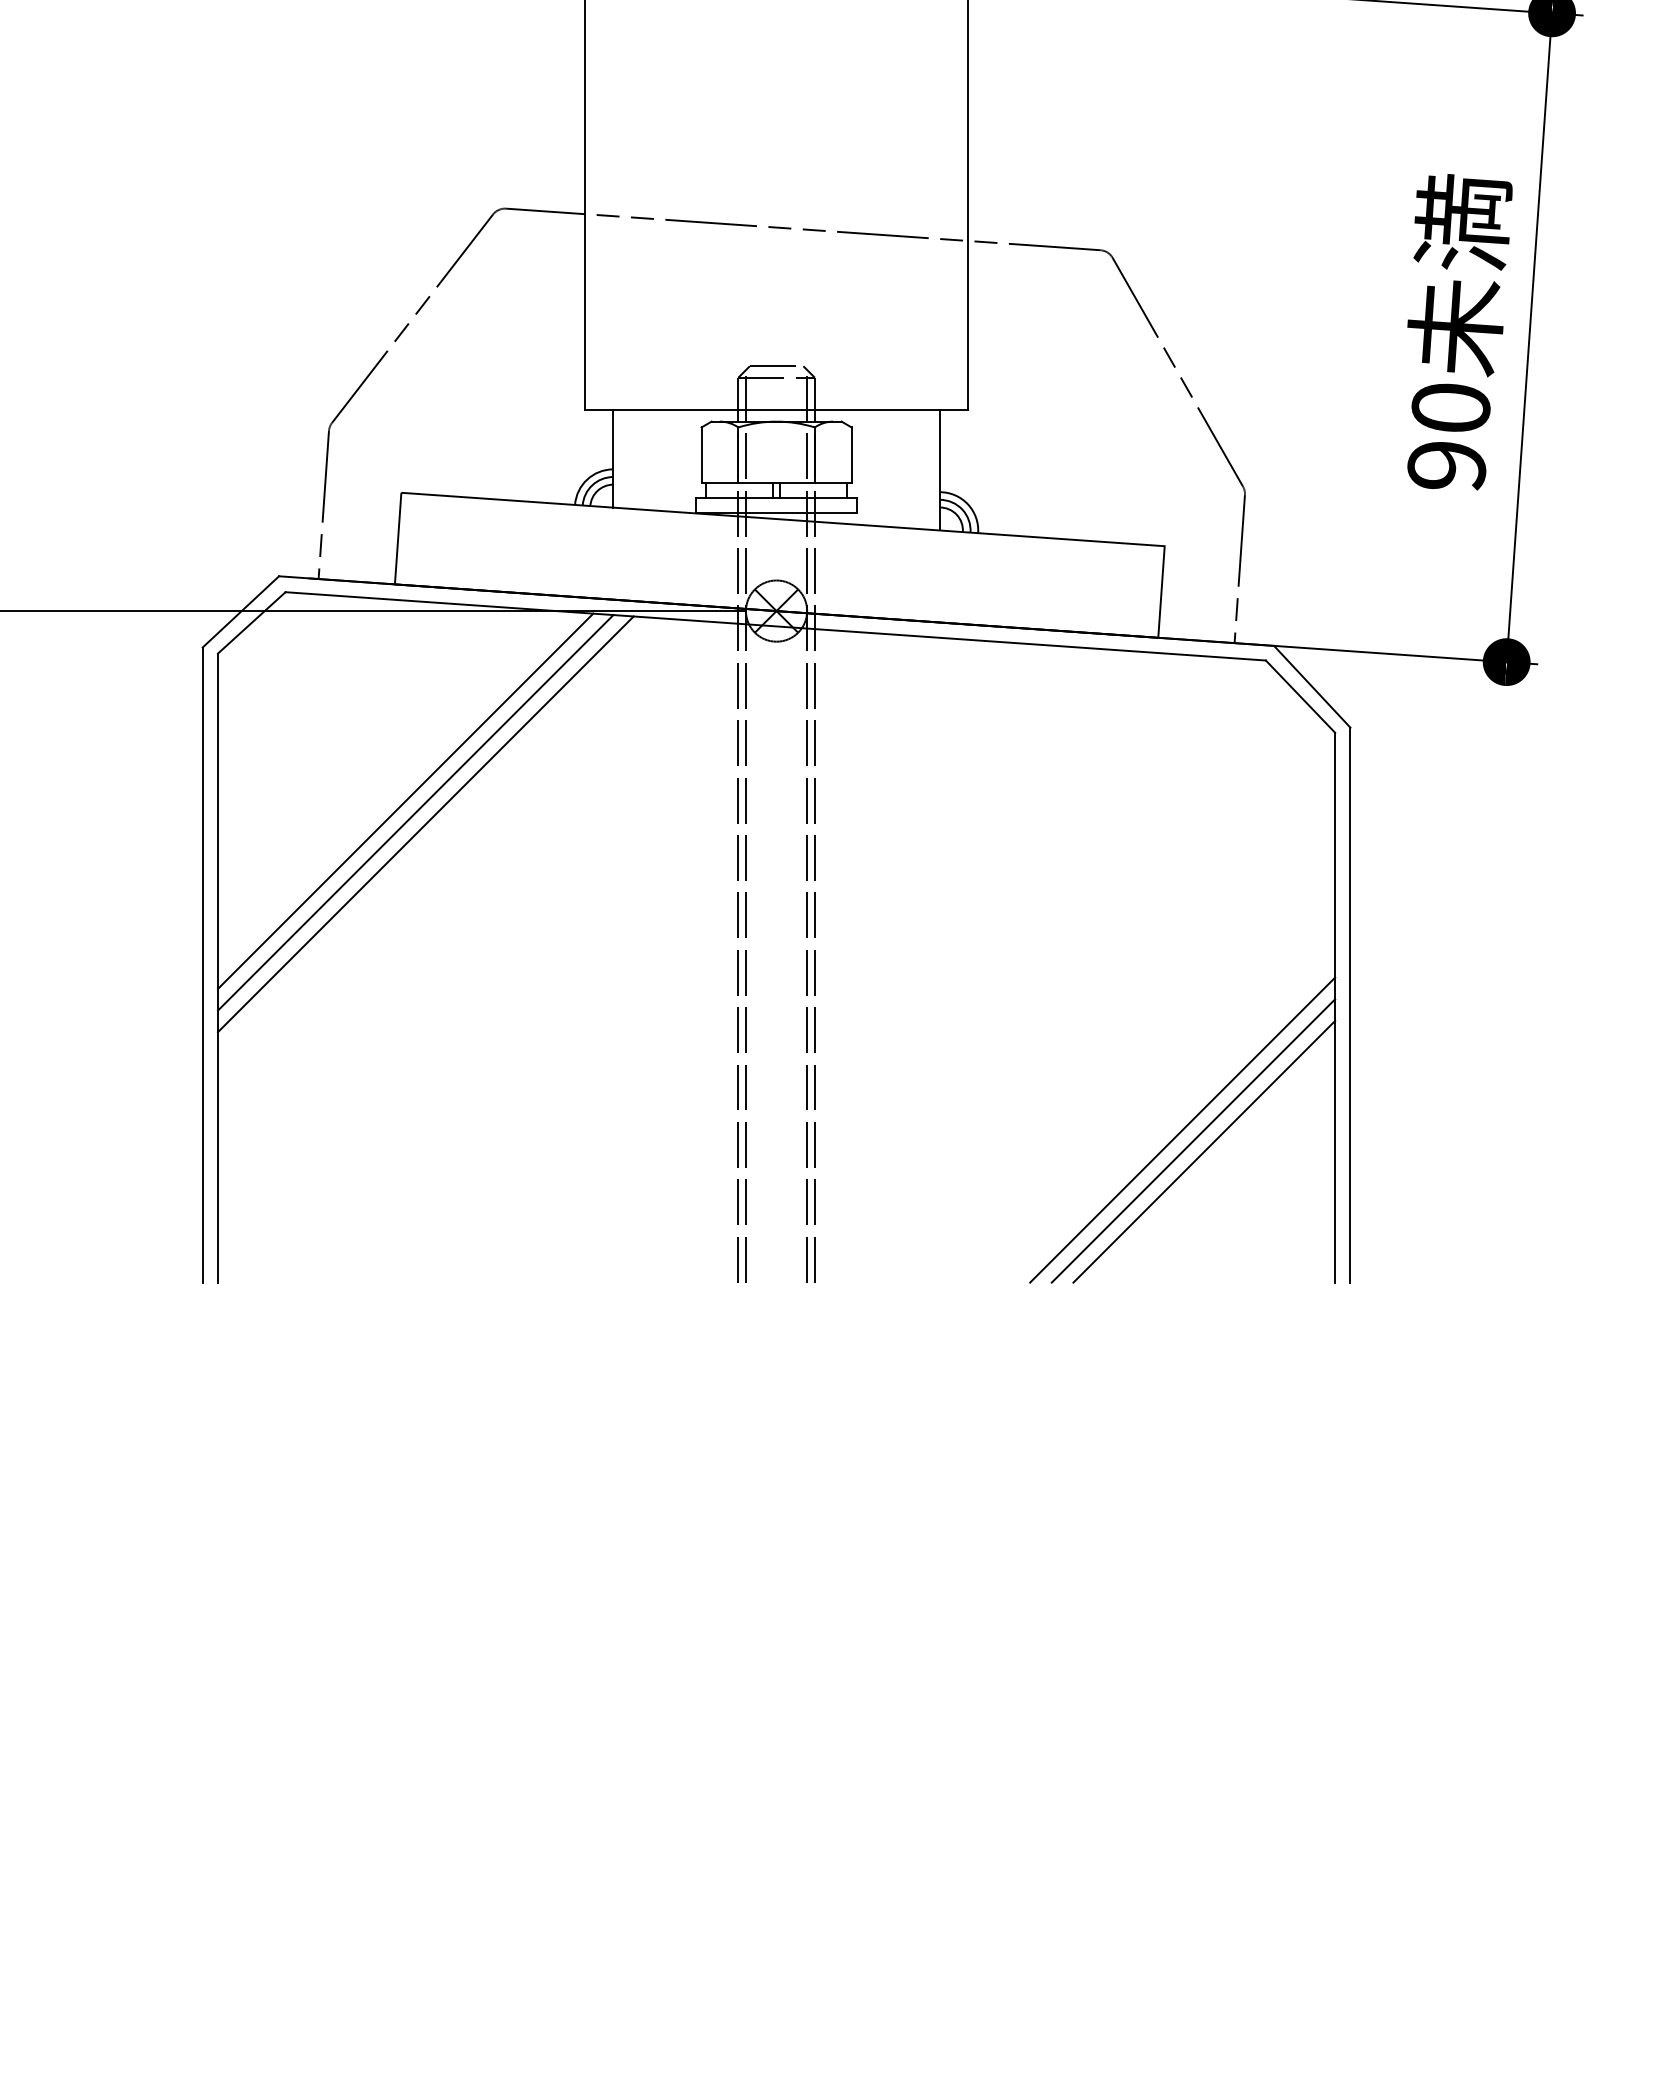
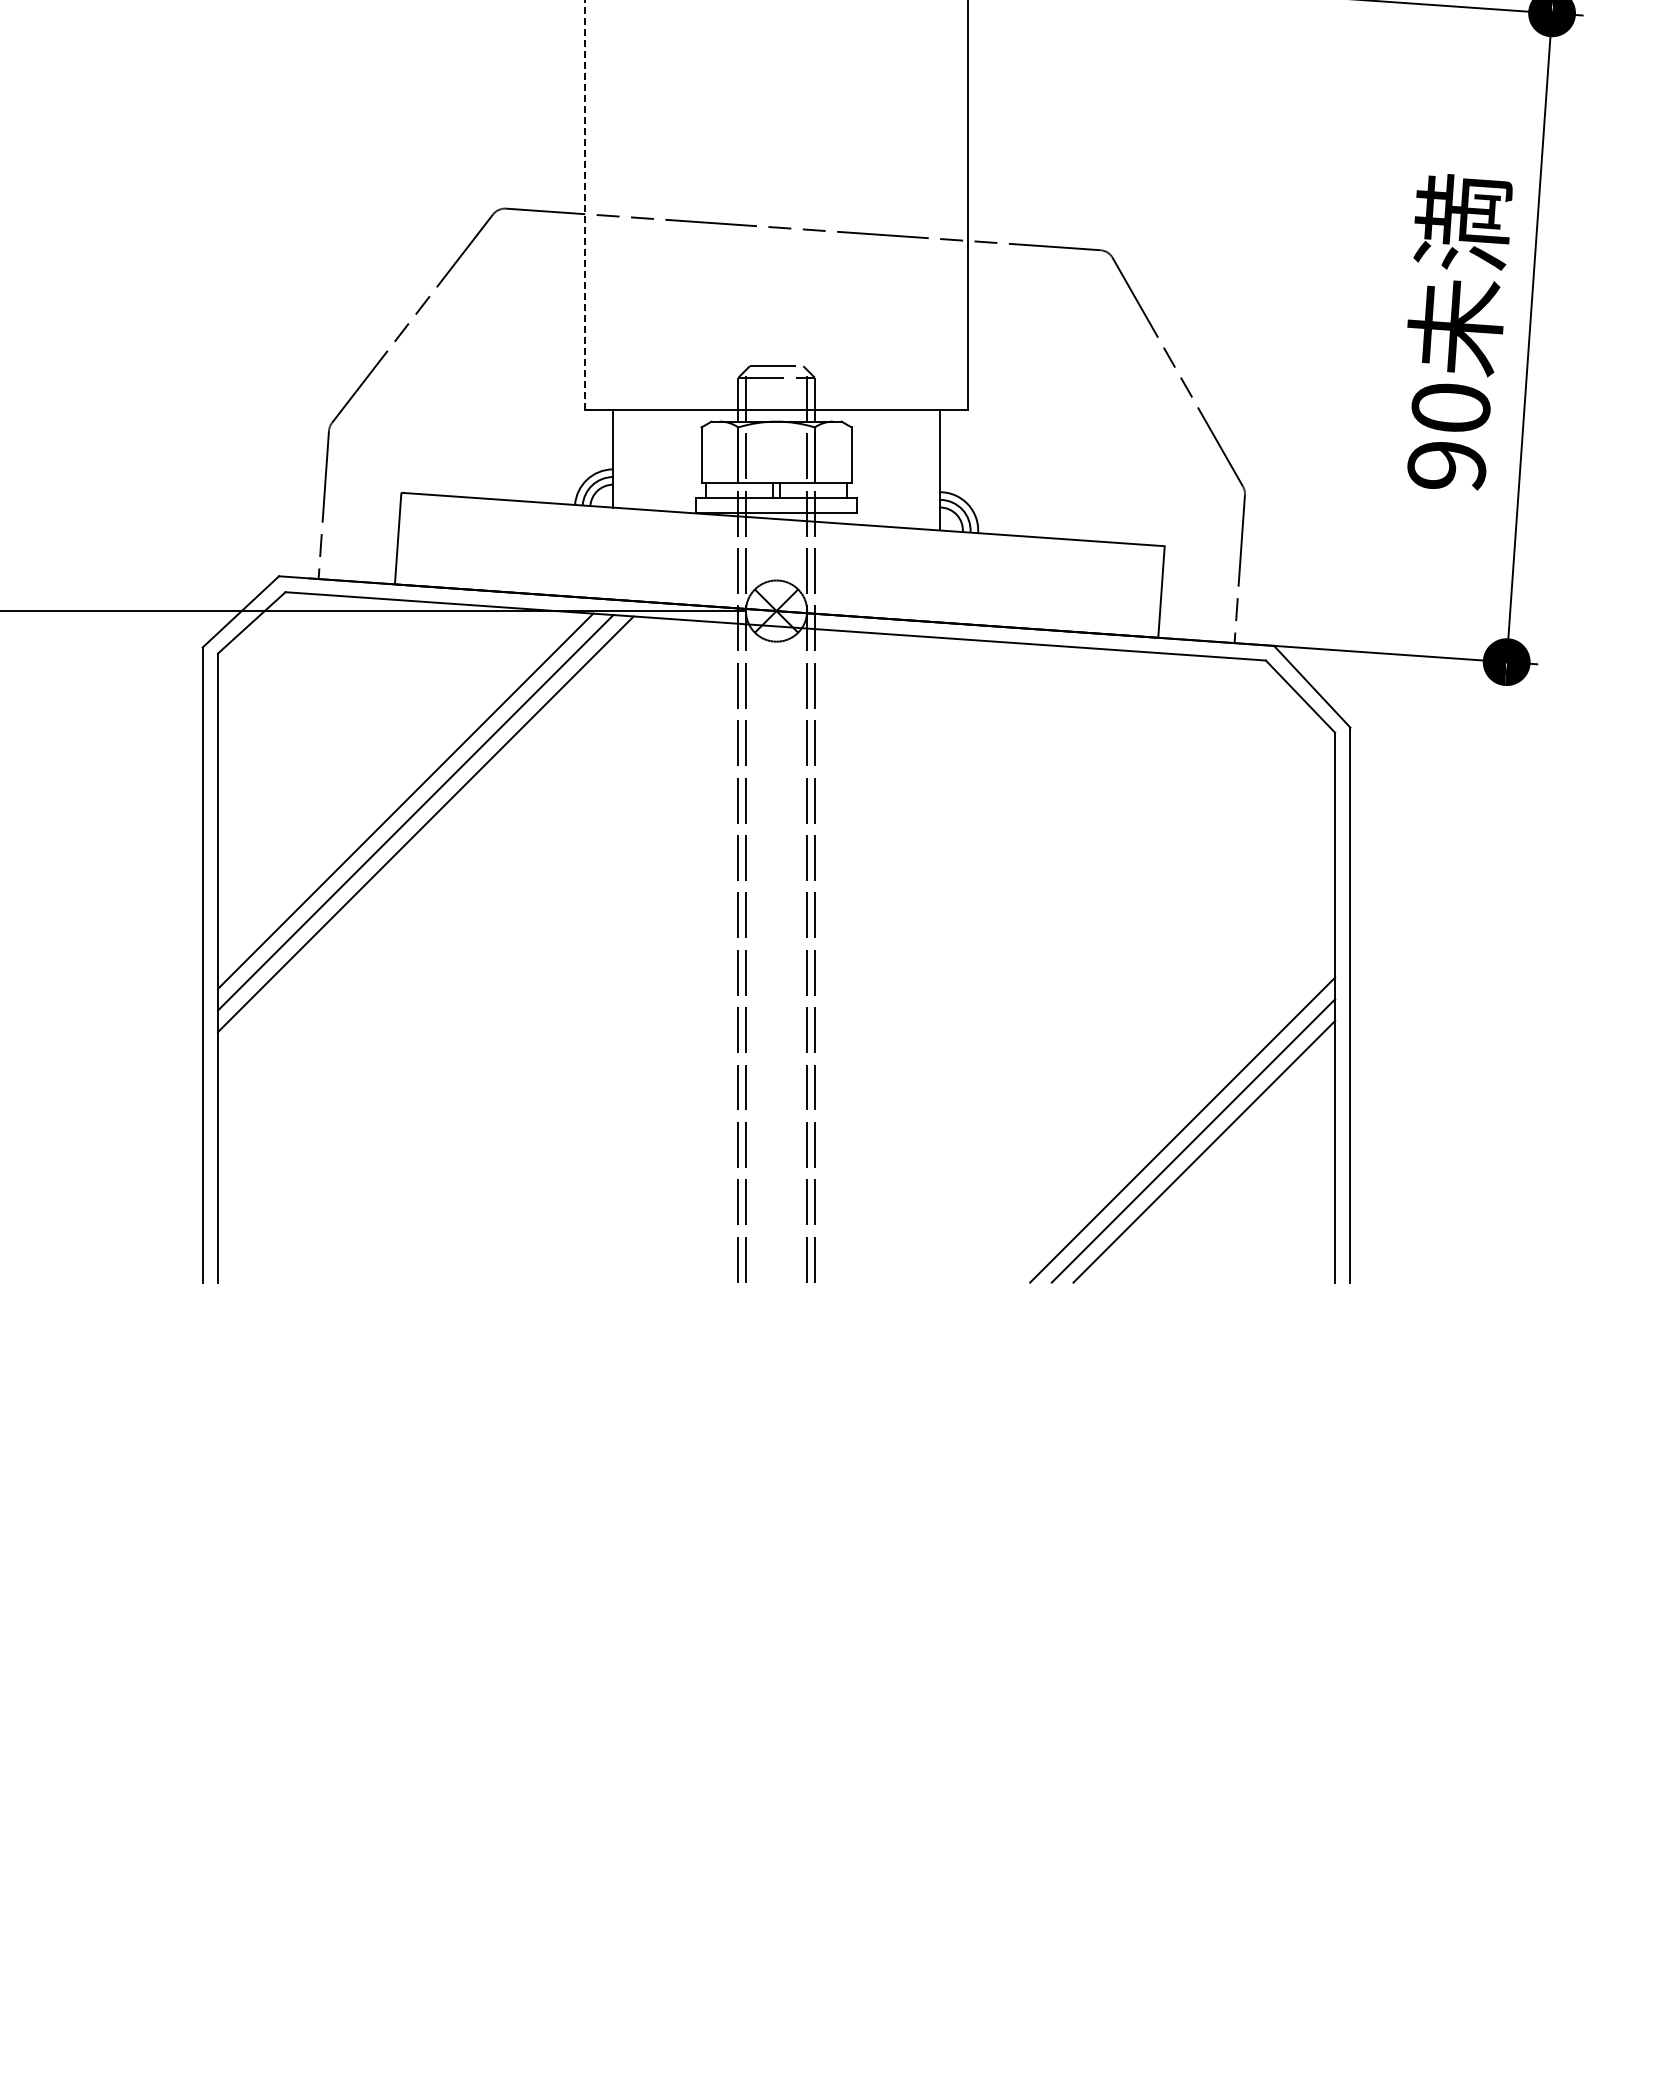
line: solid -> dashed (585, 205)
